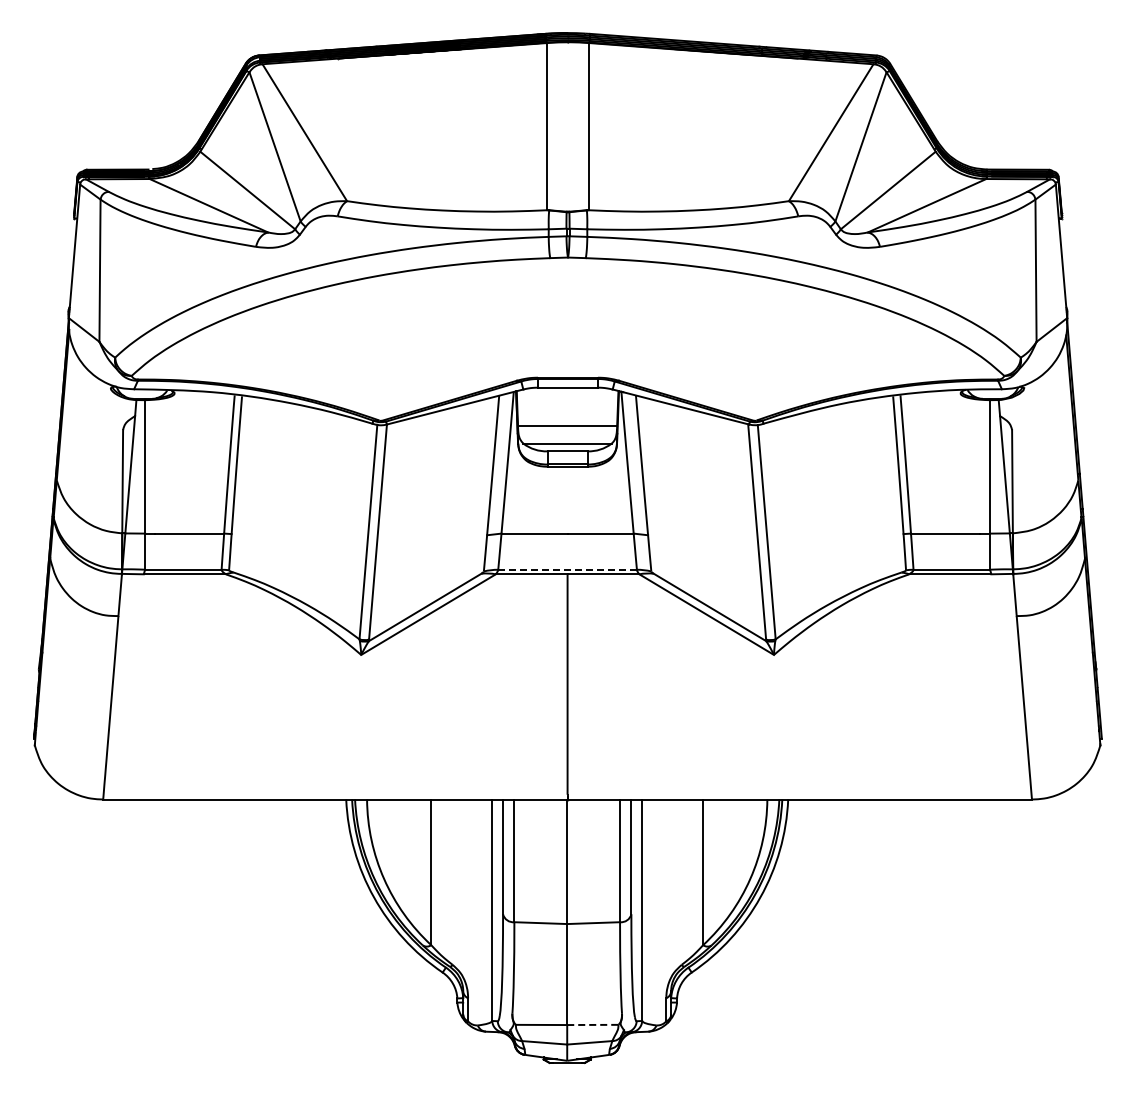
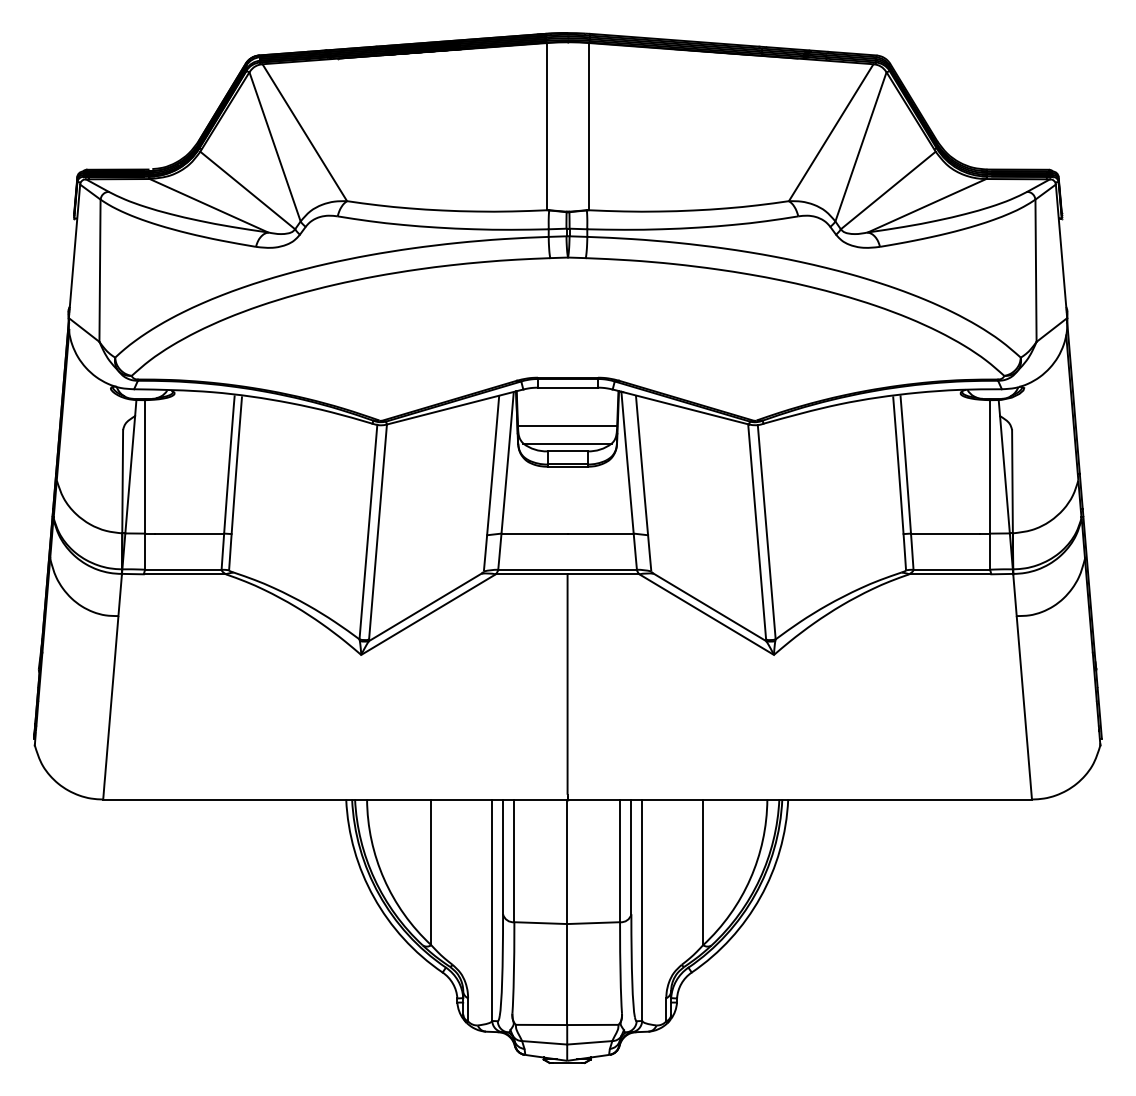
line: dashed -> solid (568, 569)
line: dashed -> solid (592, 1024)
